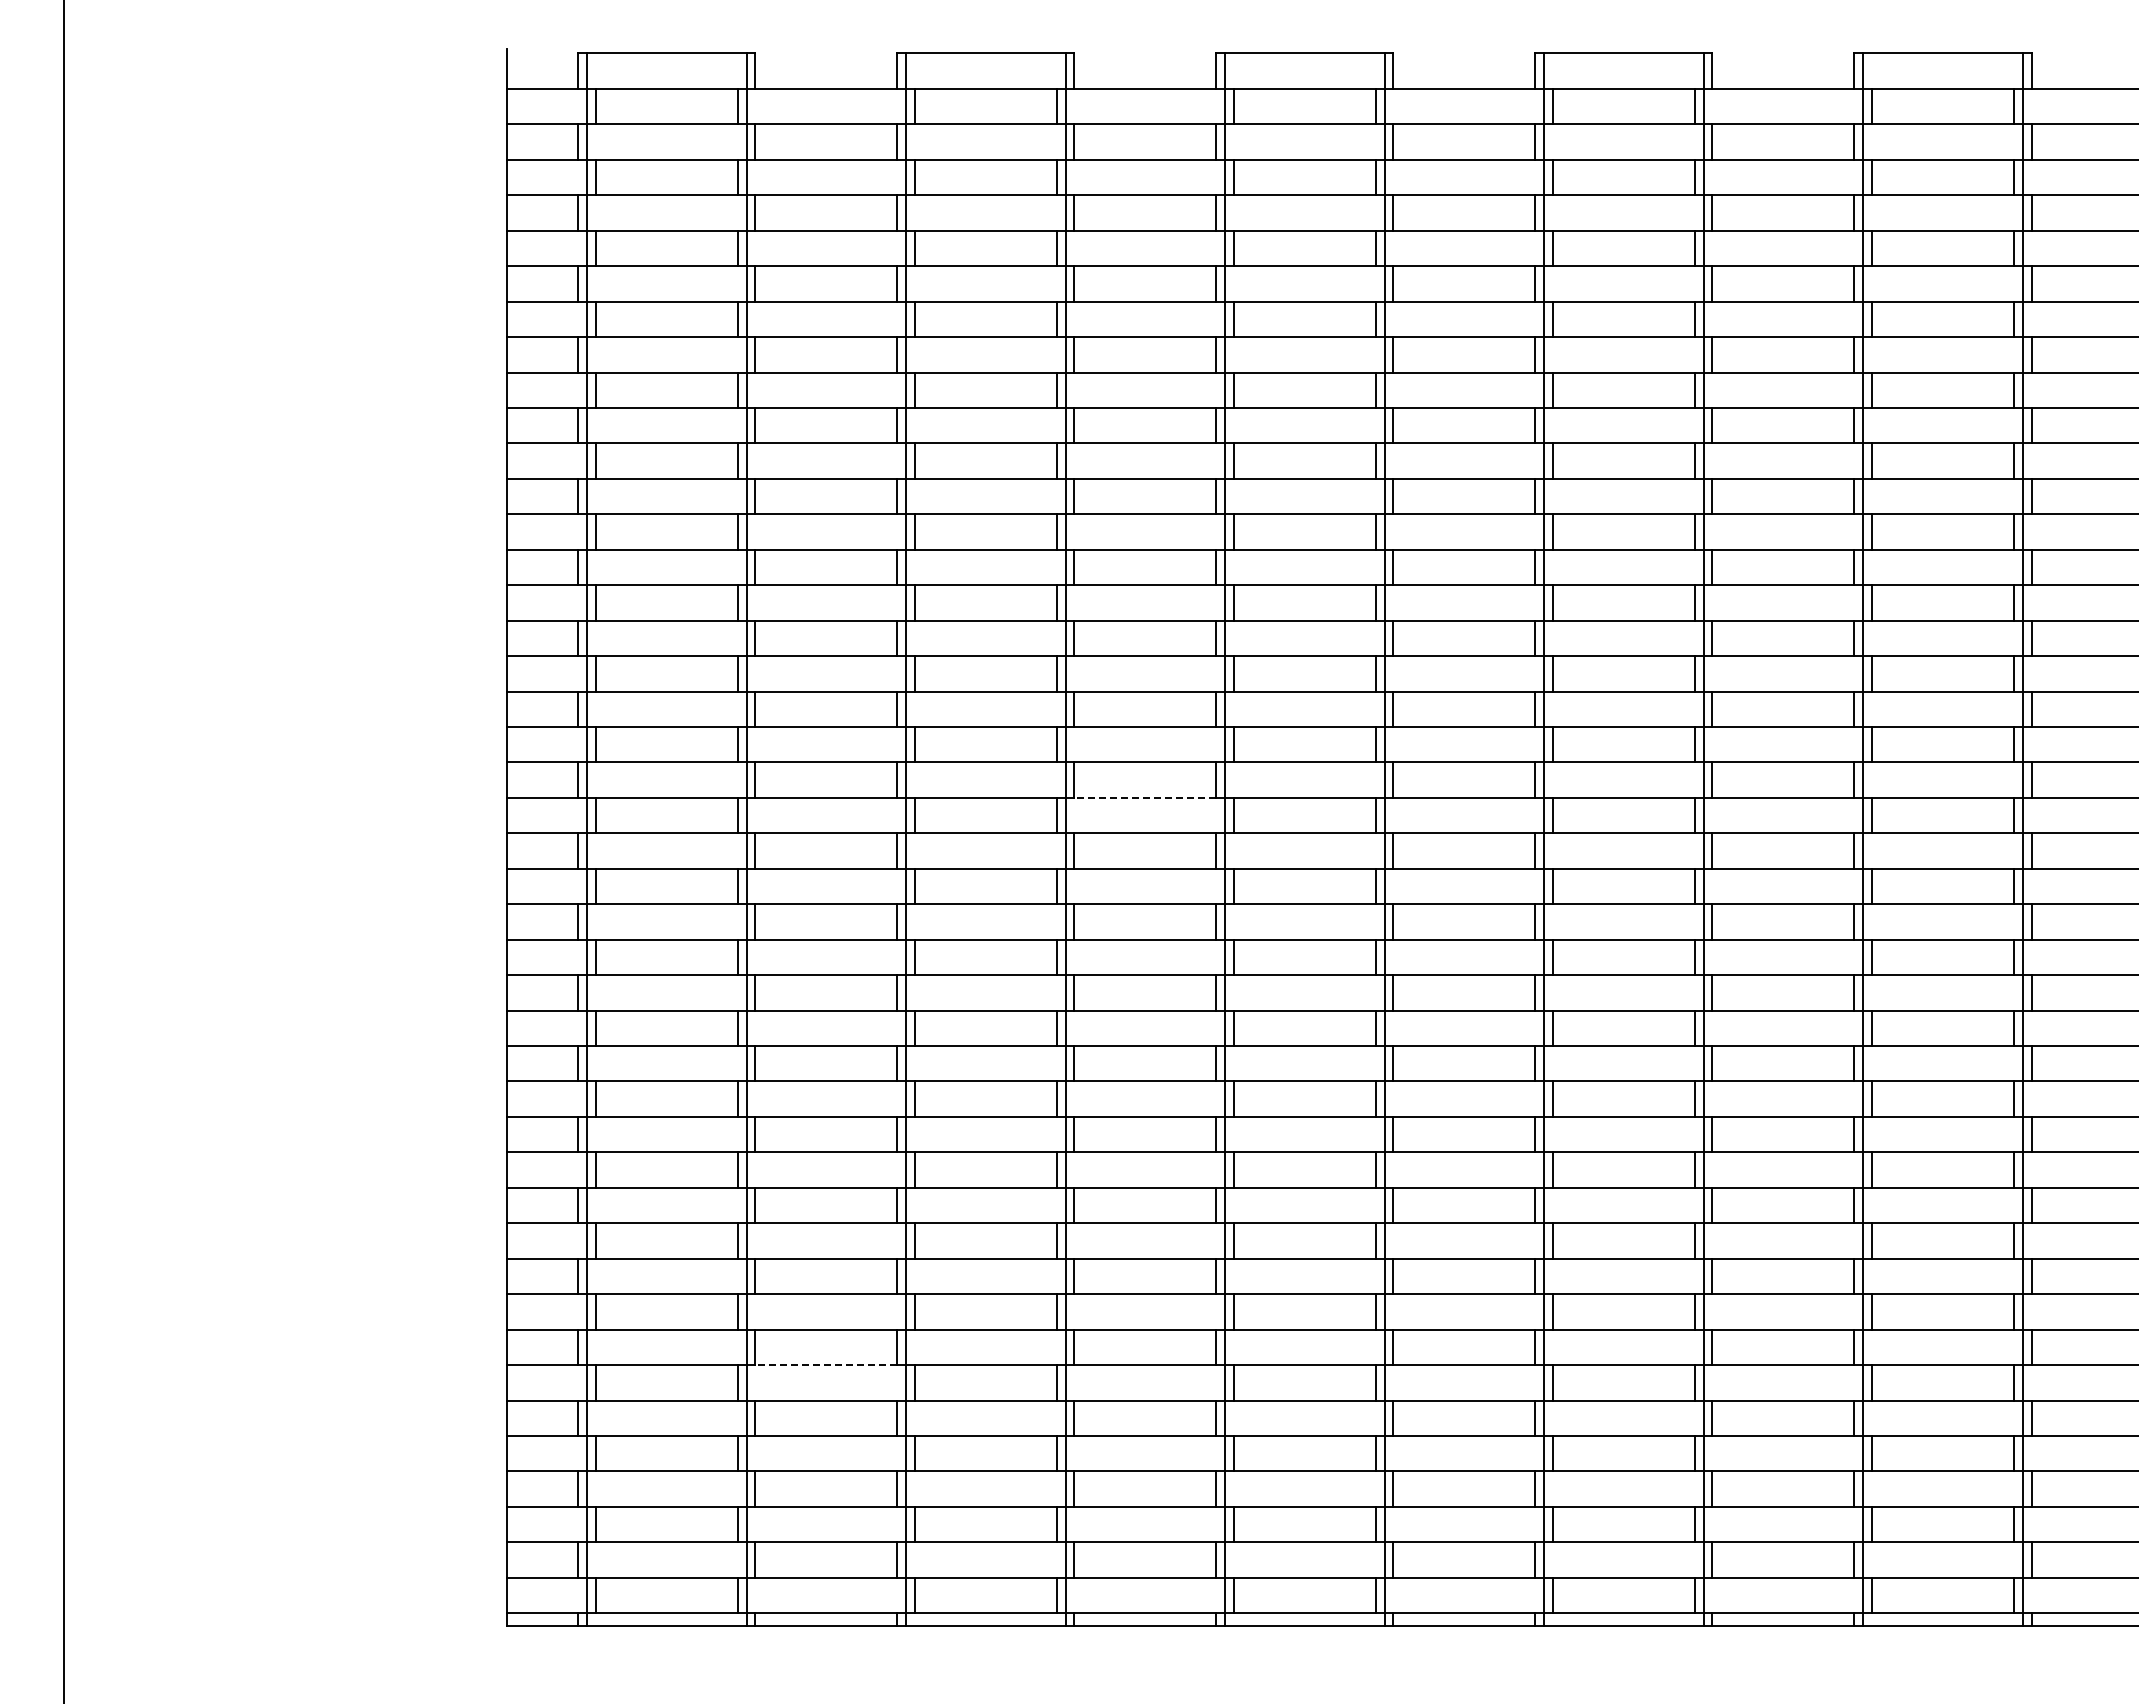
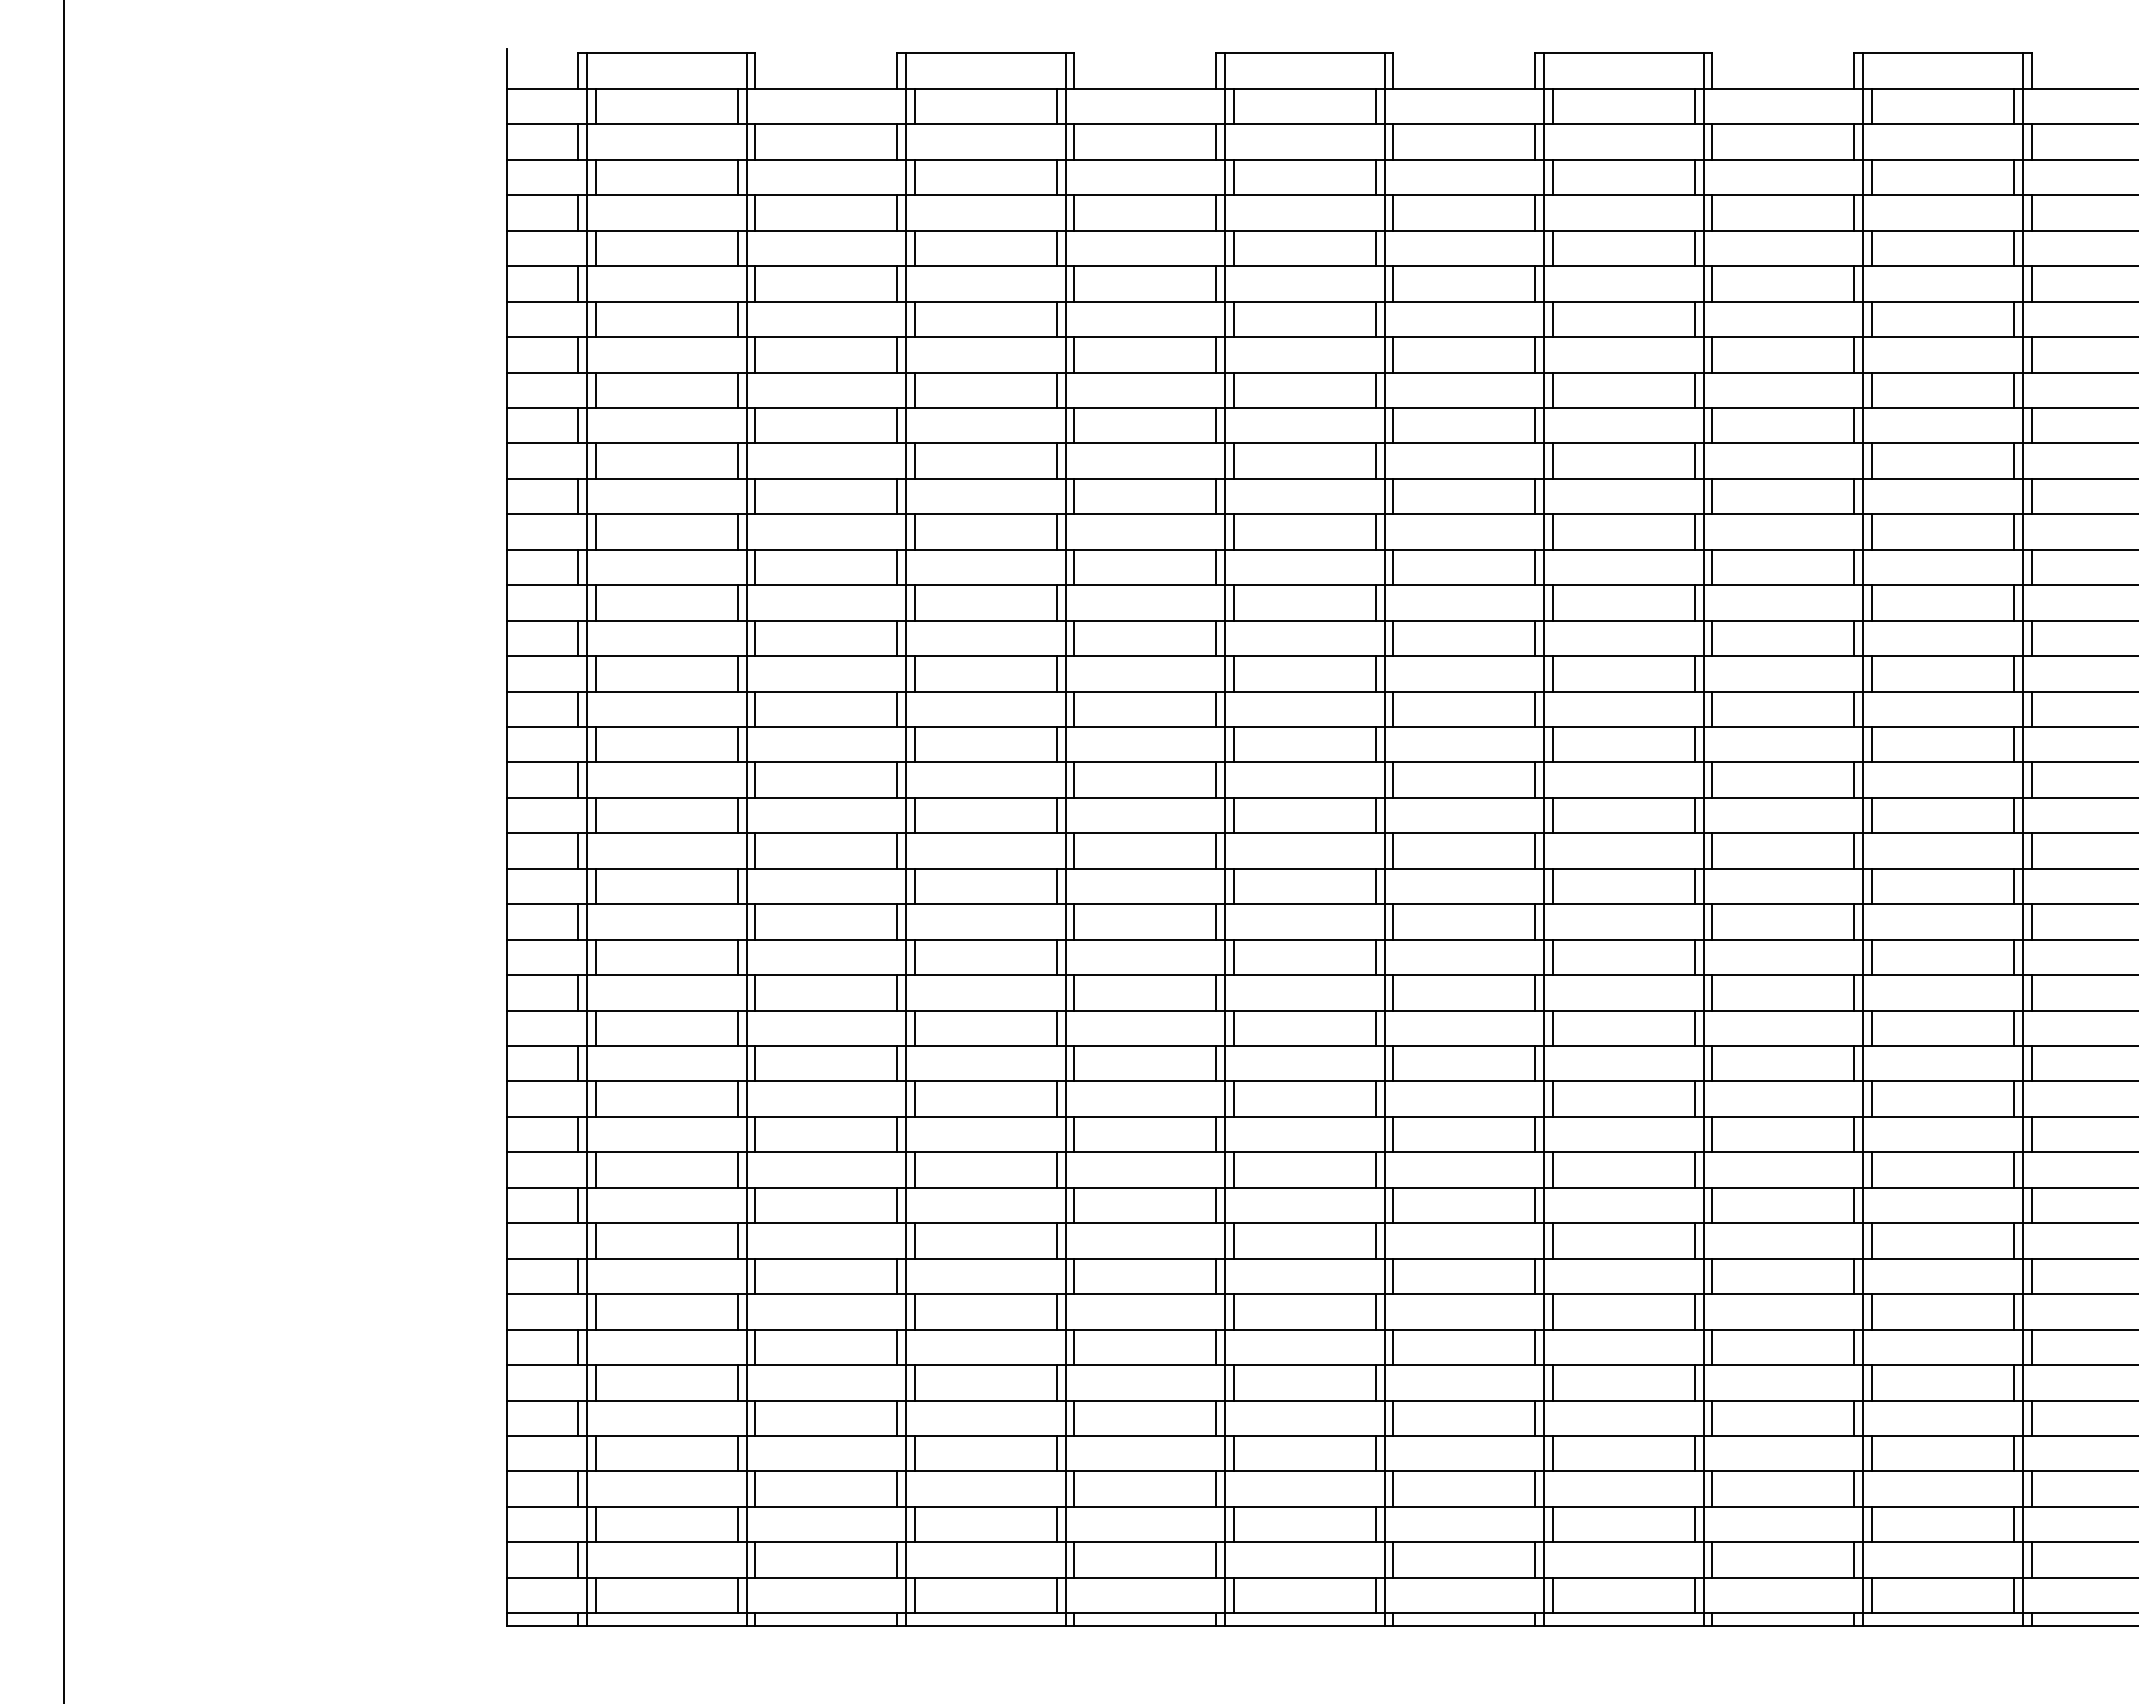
line: dashed -> solid (1145, 797)
line: dashed -> solid (826, 1365)
